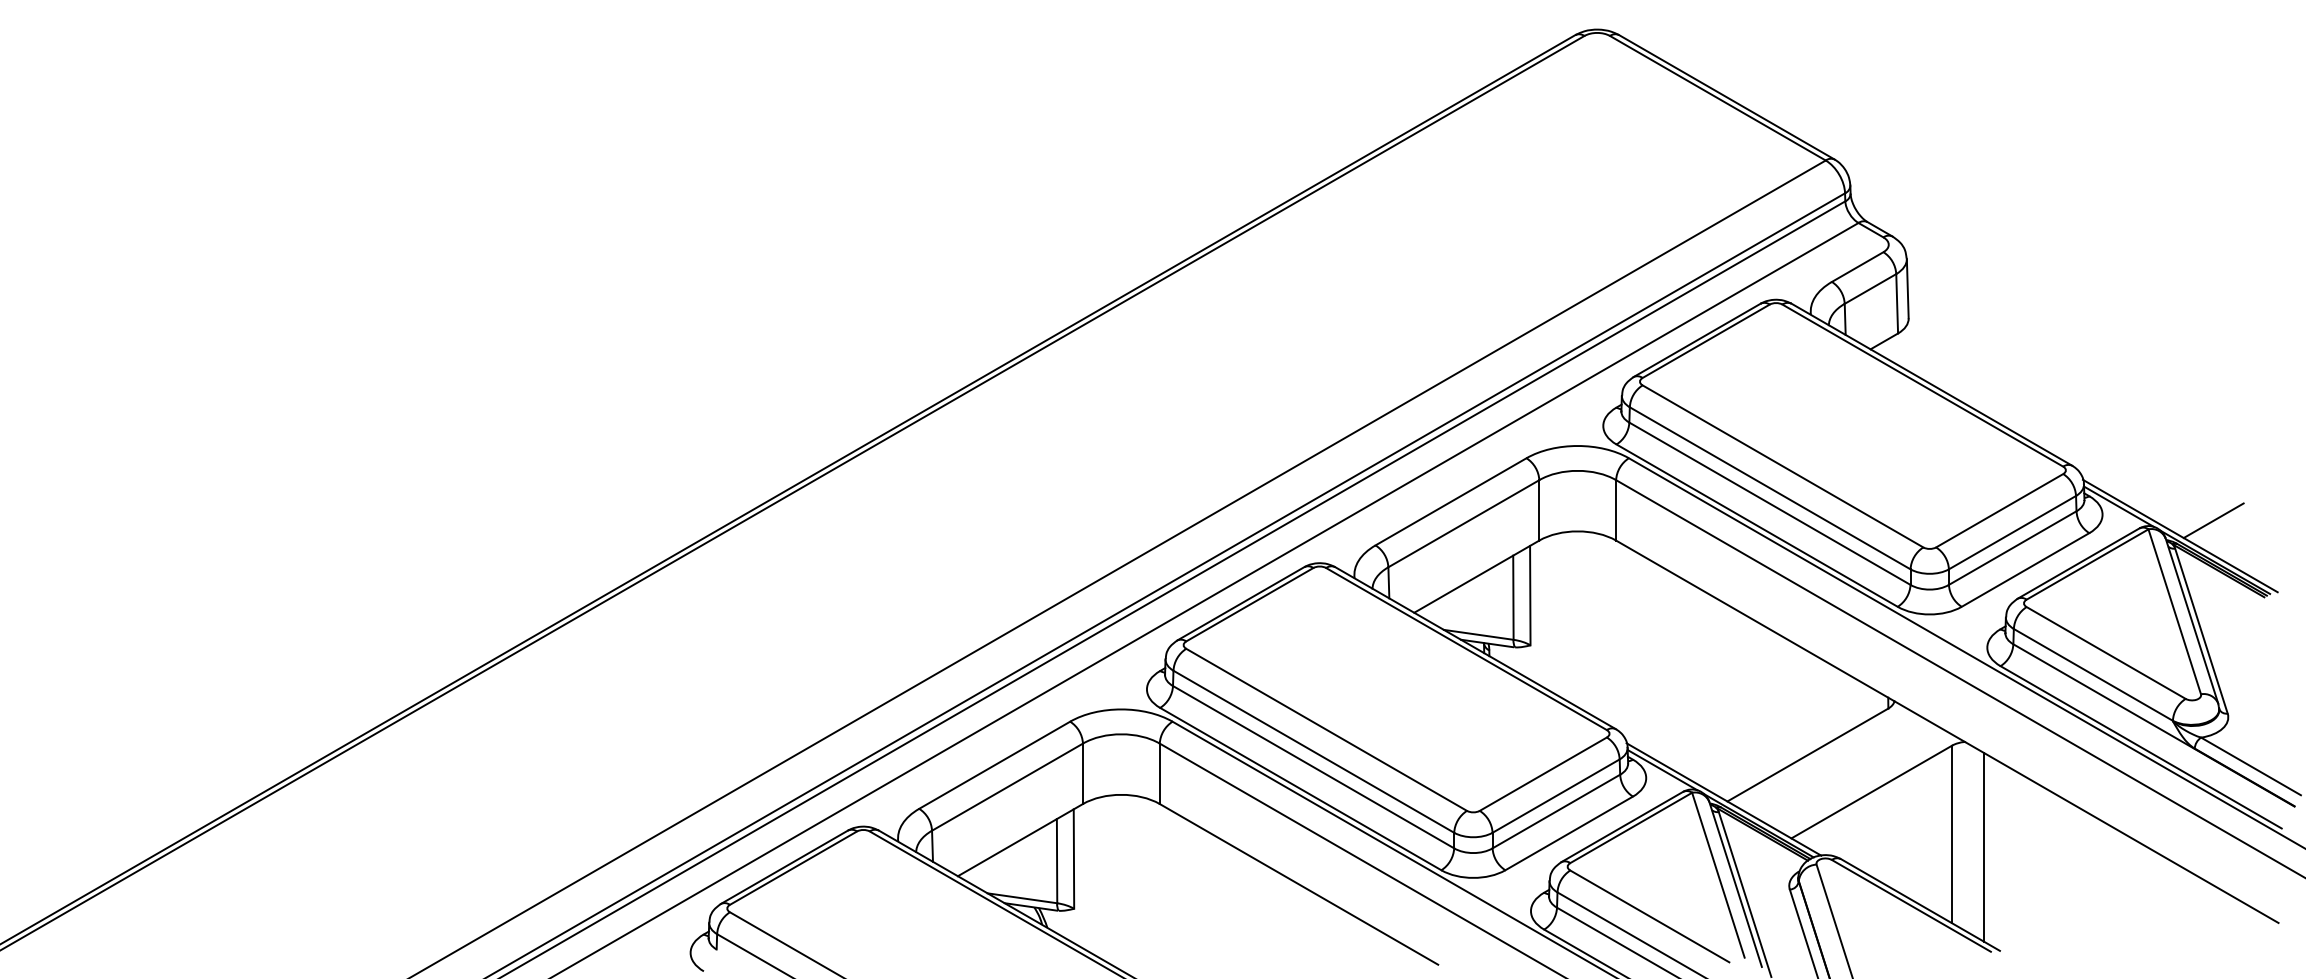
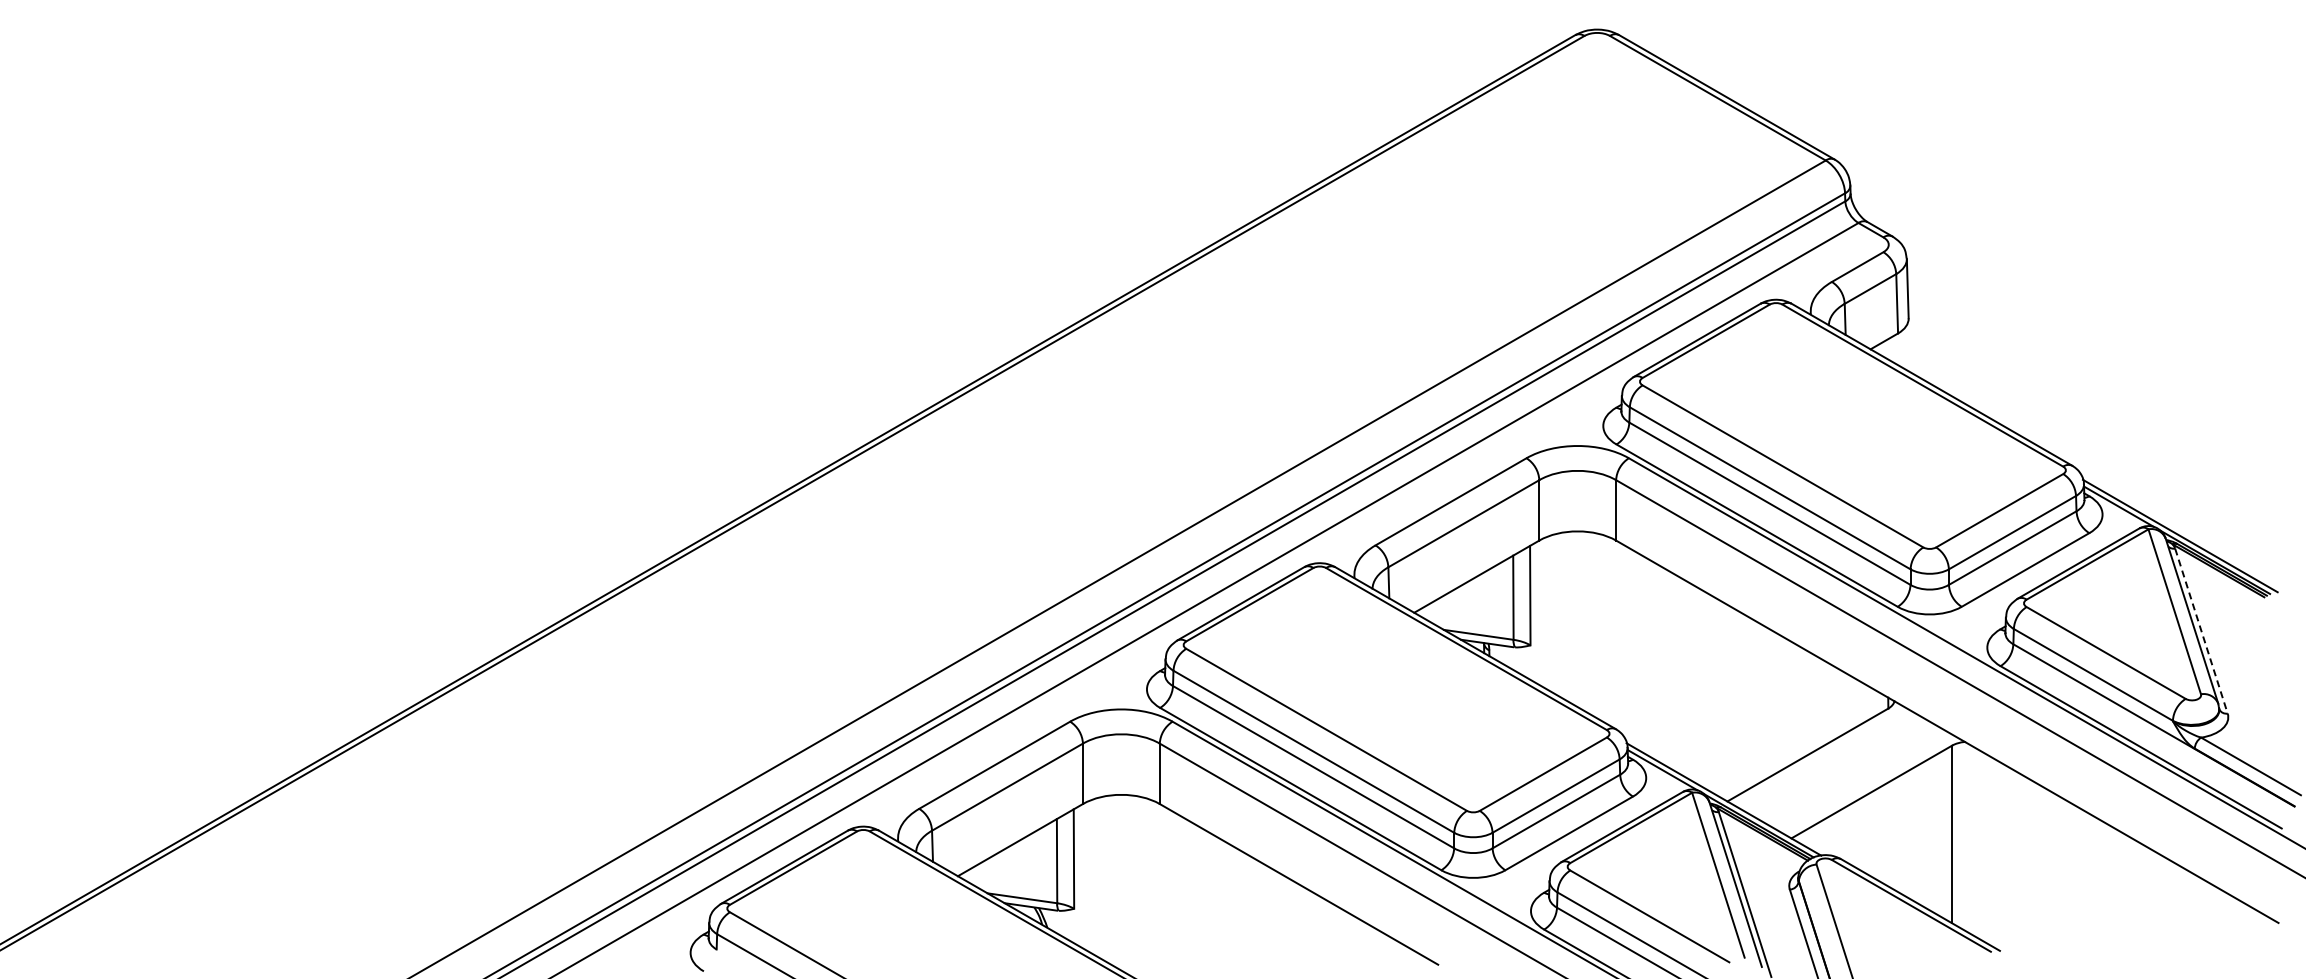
line: present -> none (2213, 520)
line: solid -> dashed (2201, 631)
line: present -> none (1984, 847)
